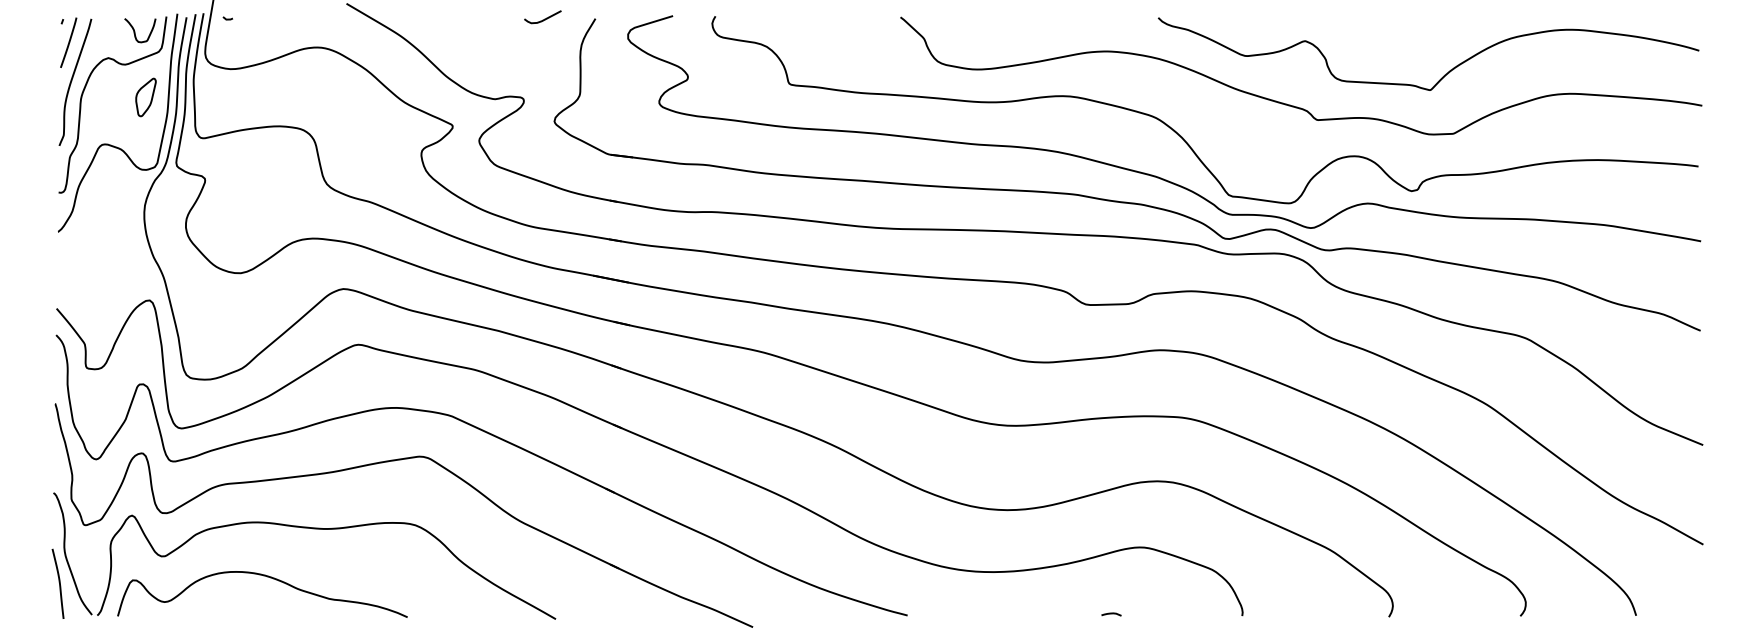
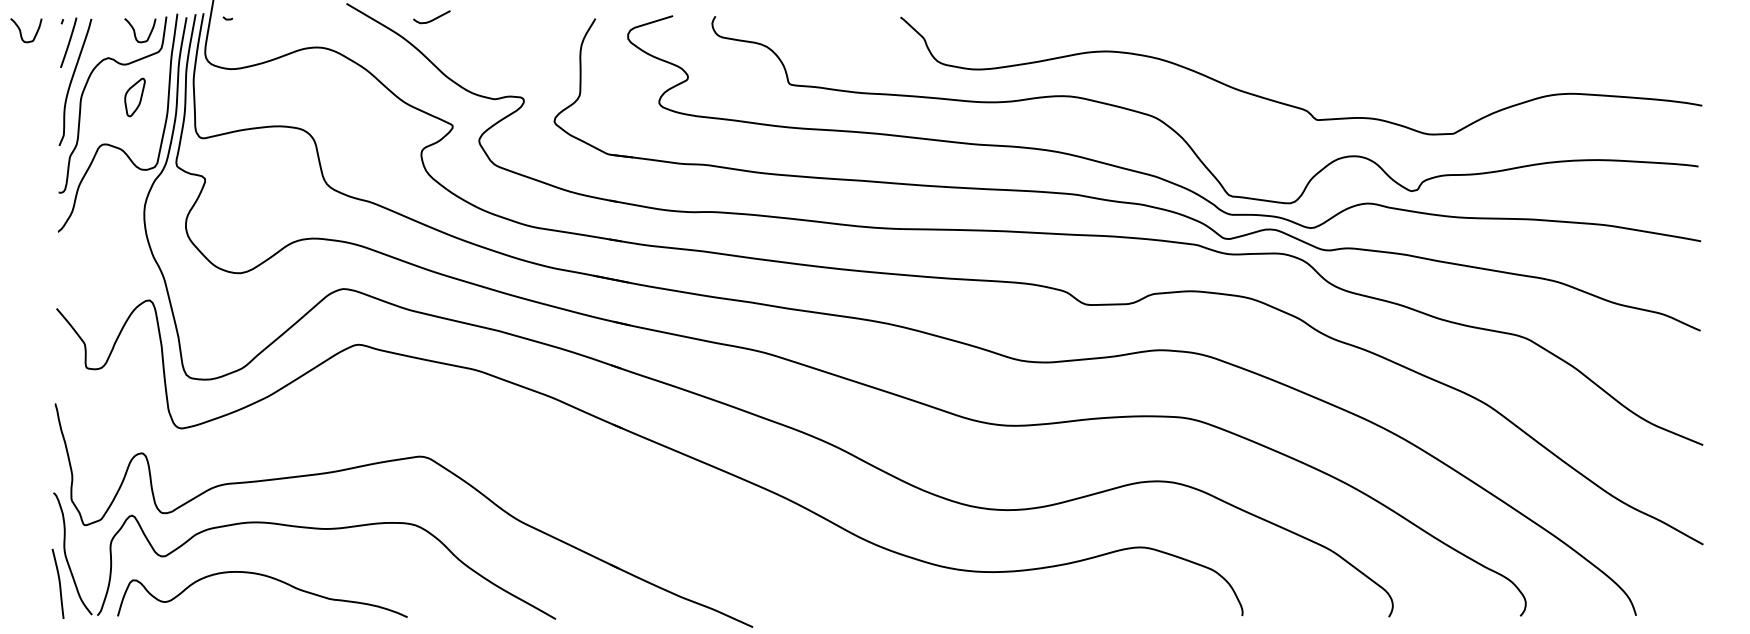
curve position: (542, 19) -> (431, 19) (431, 19)
curve: none -> present (21, 31)
curve: present -> none (1444, 74)
part position: (145, 97) -> (134, 97) (134, 97)
part: present -> none (499, 439)
curve: present -> none (1111, 614)
